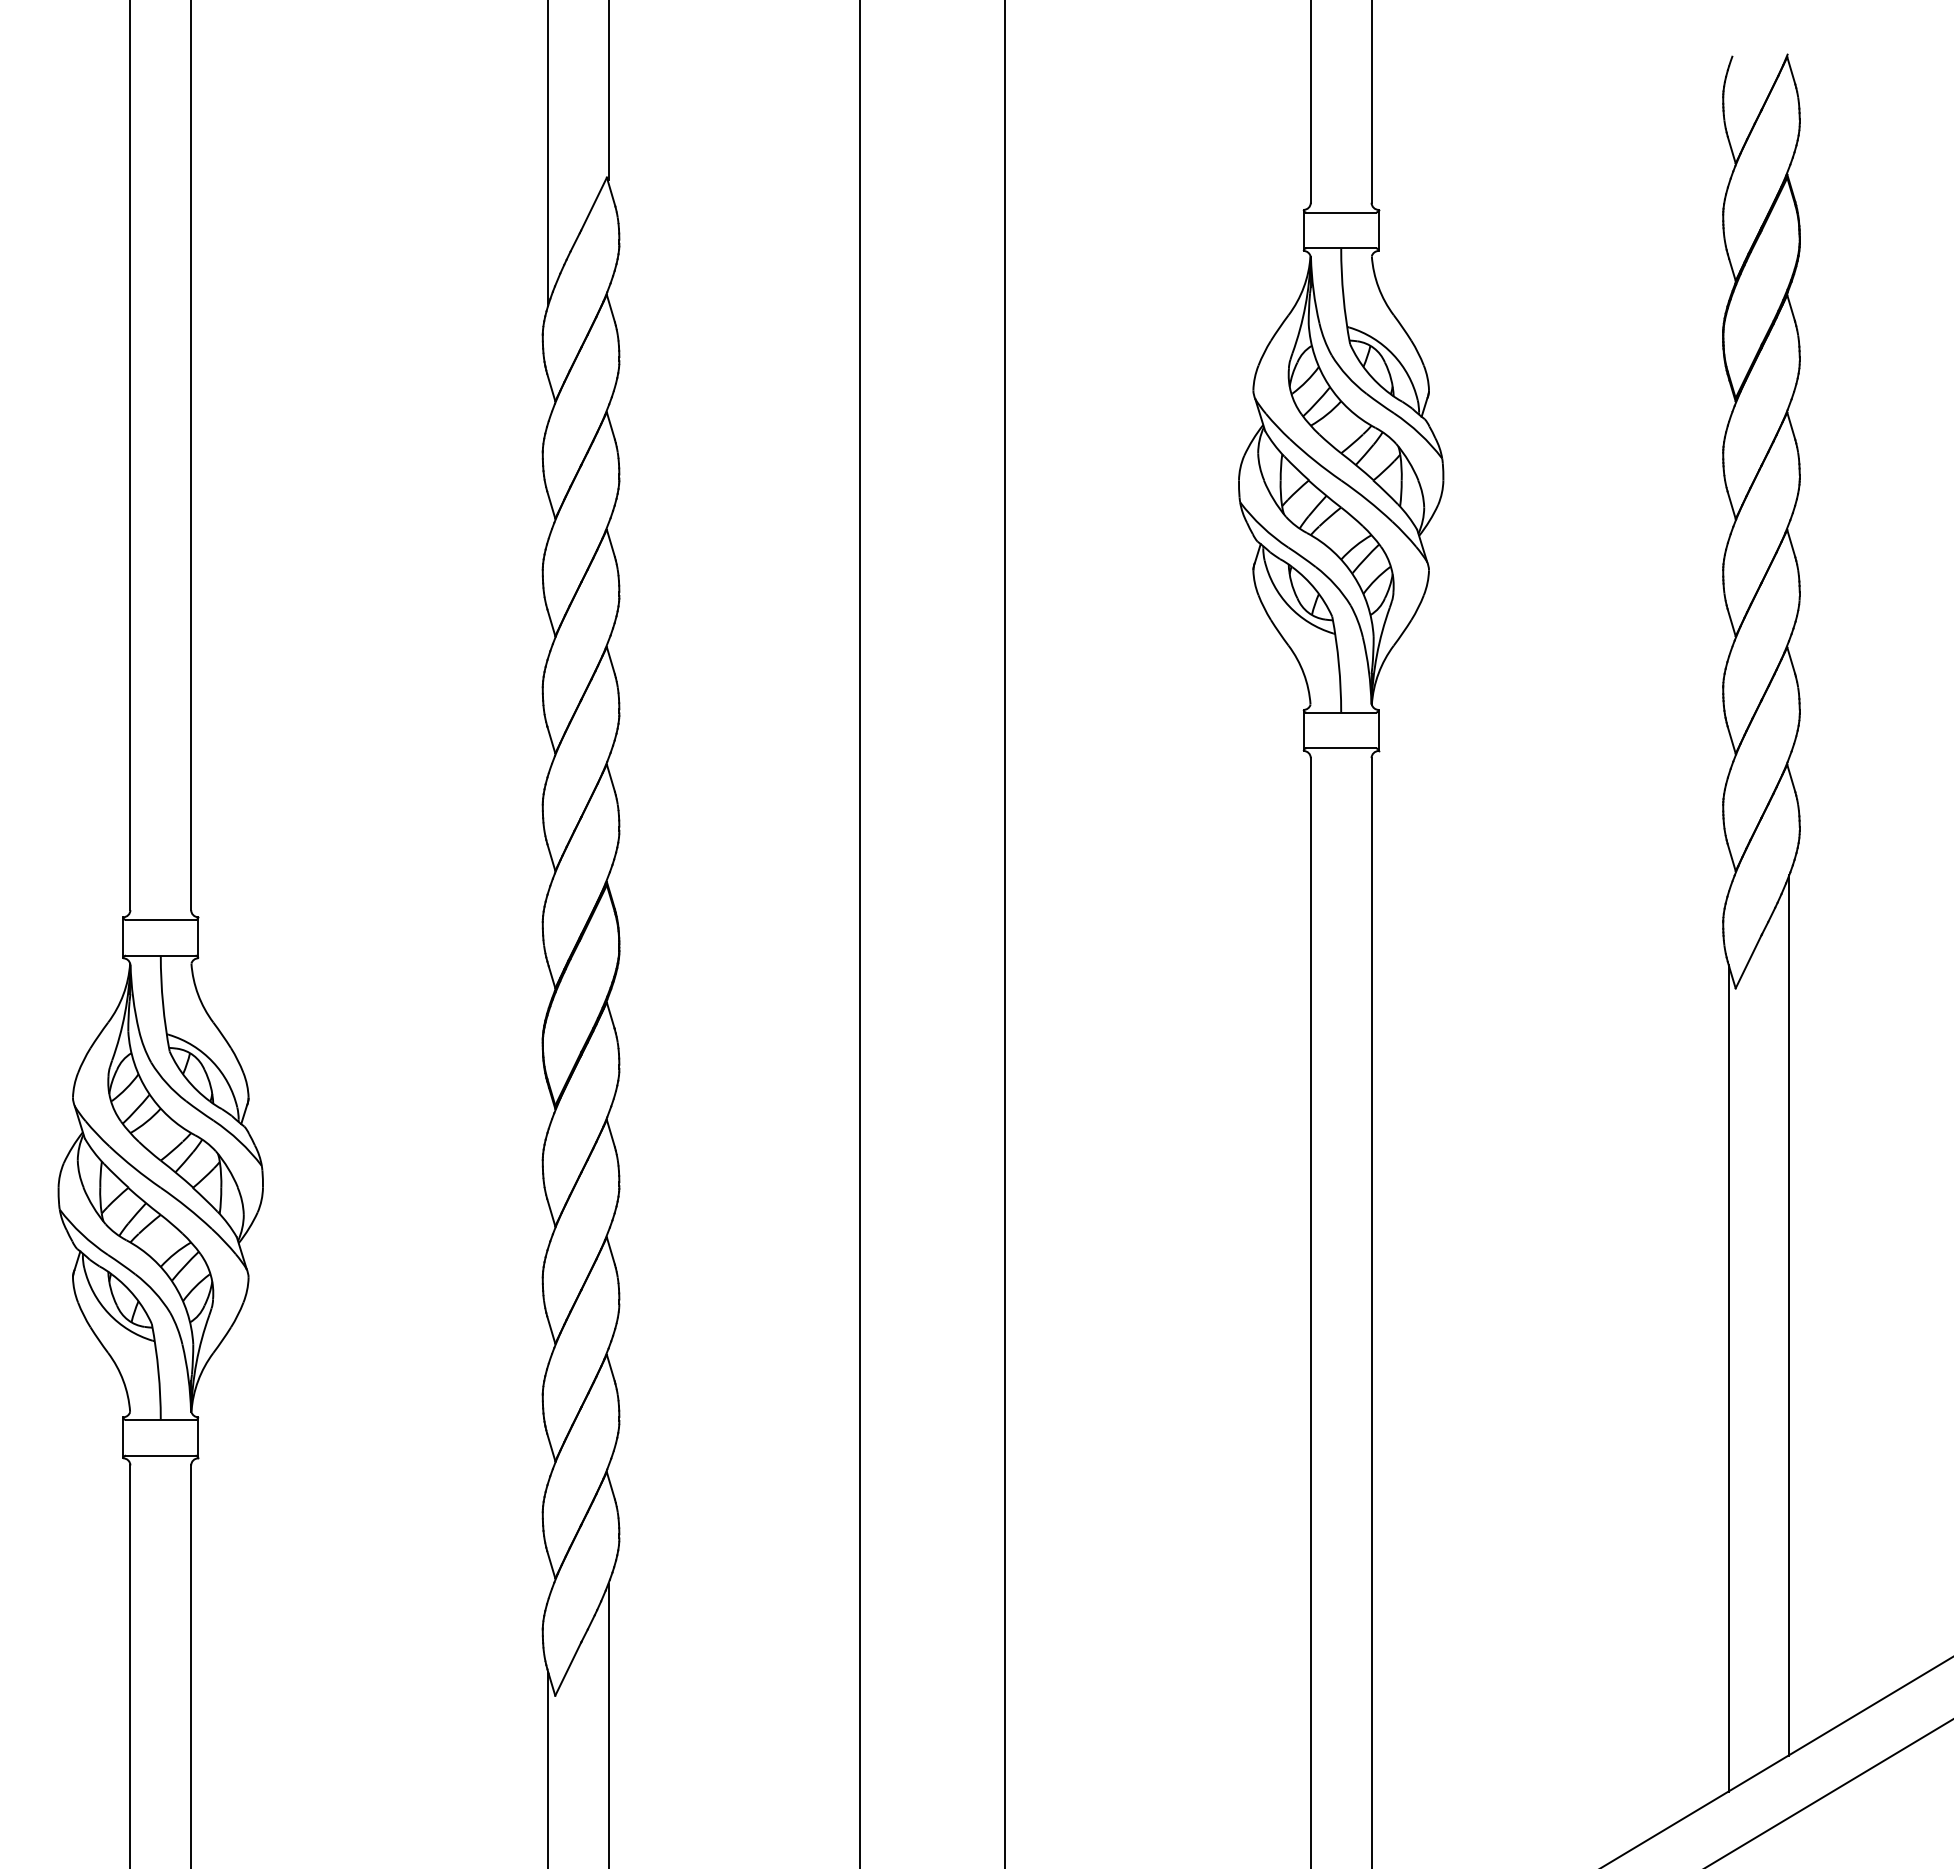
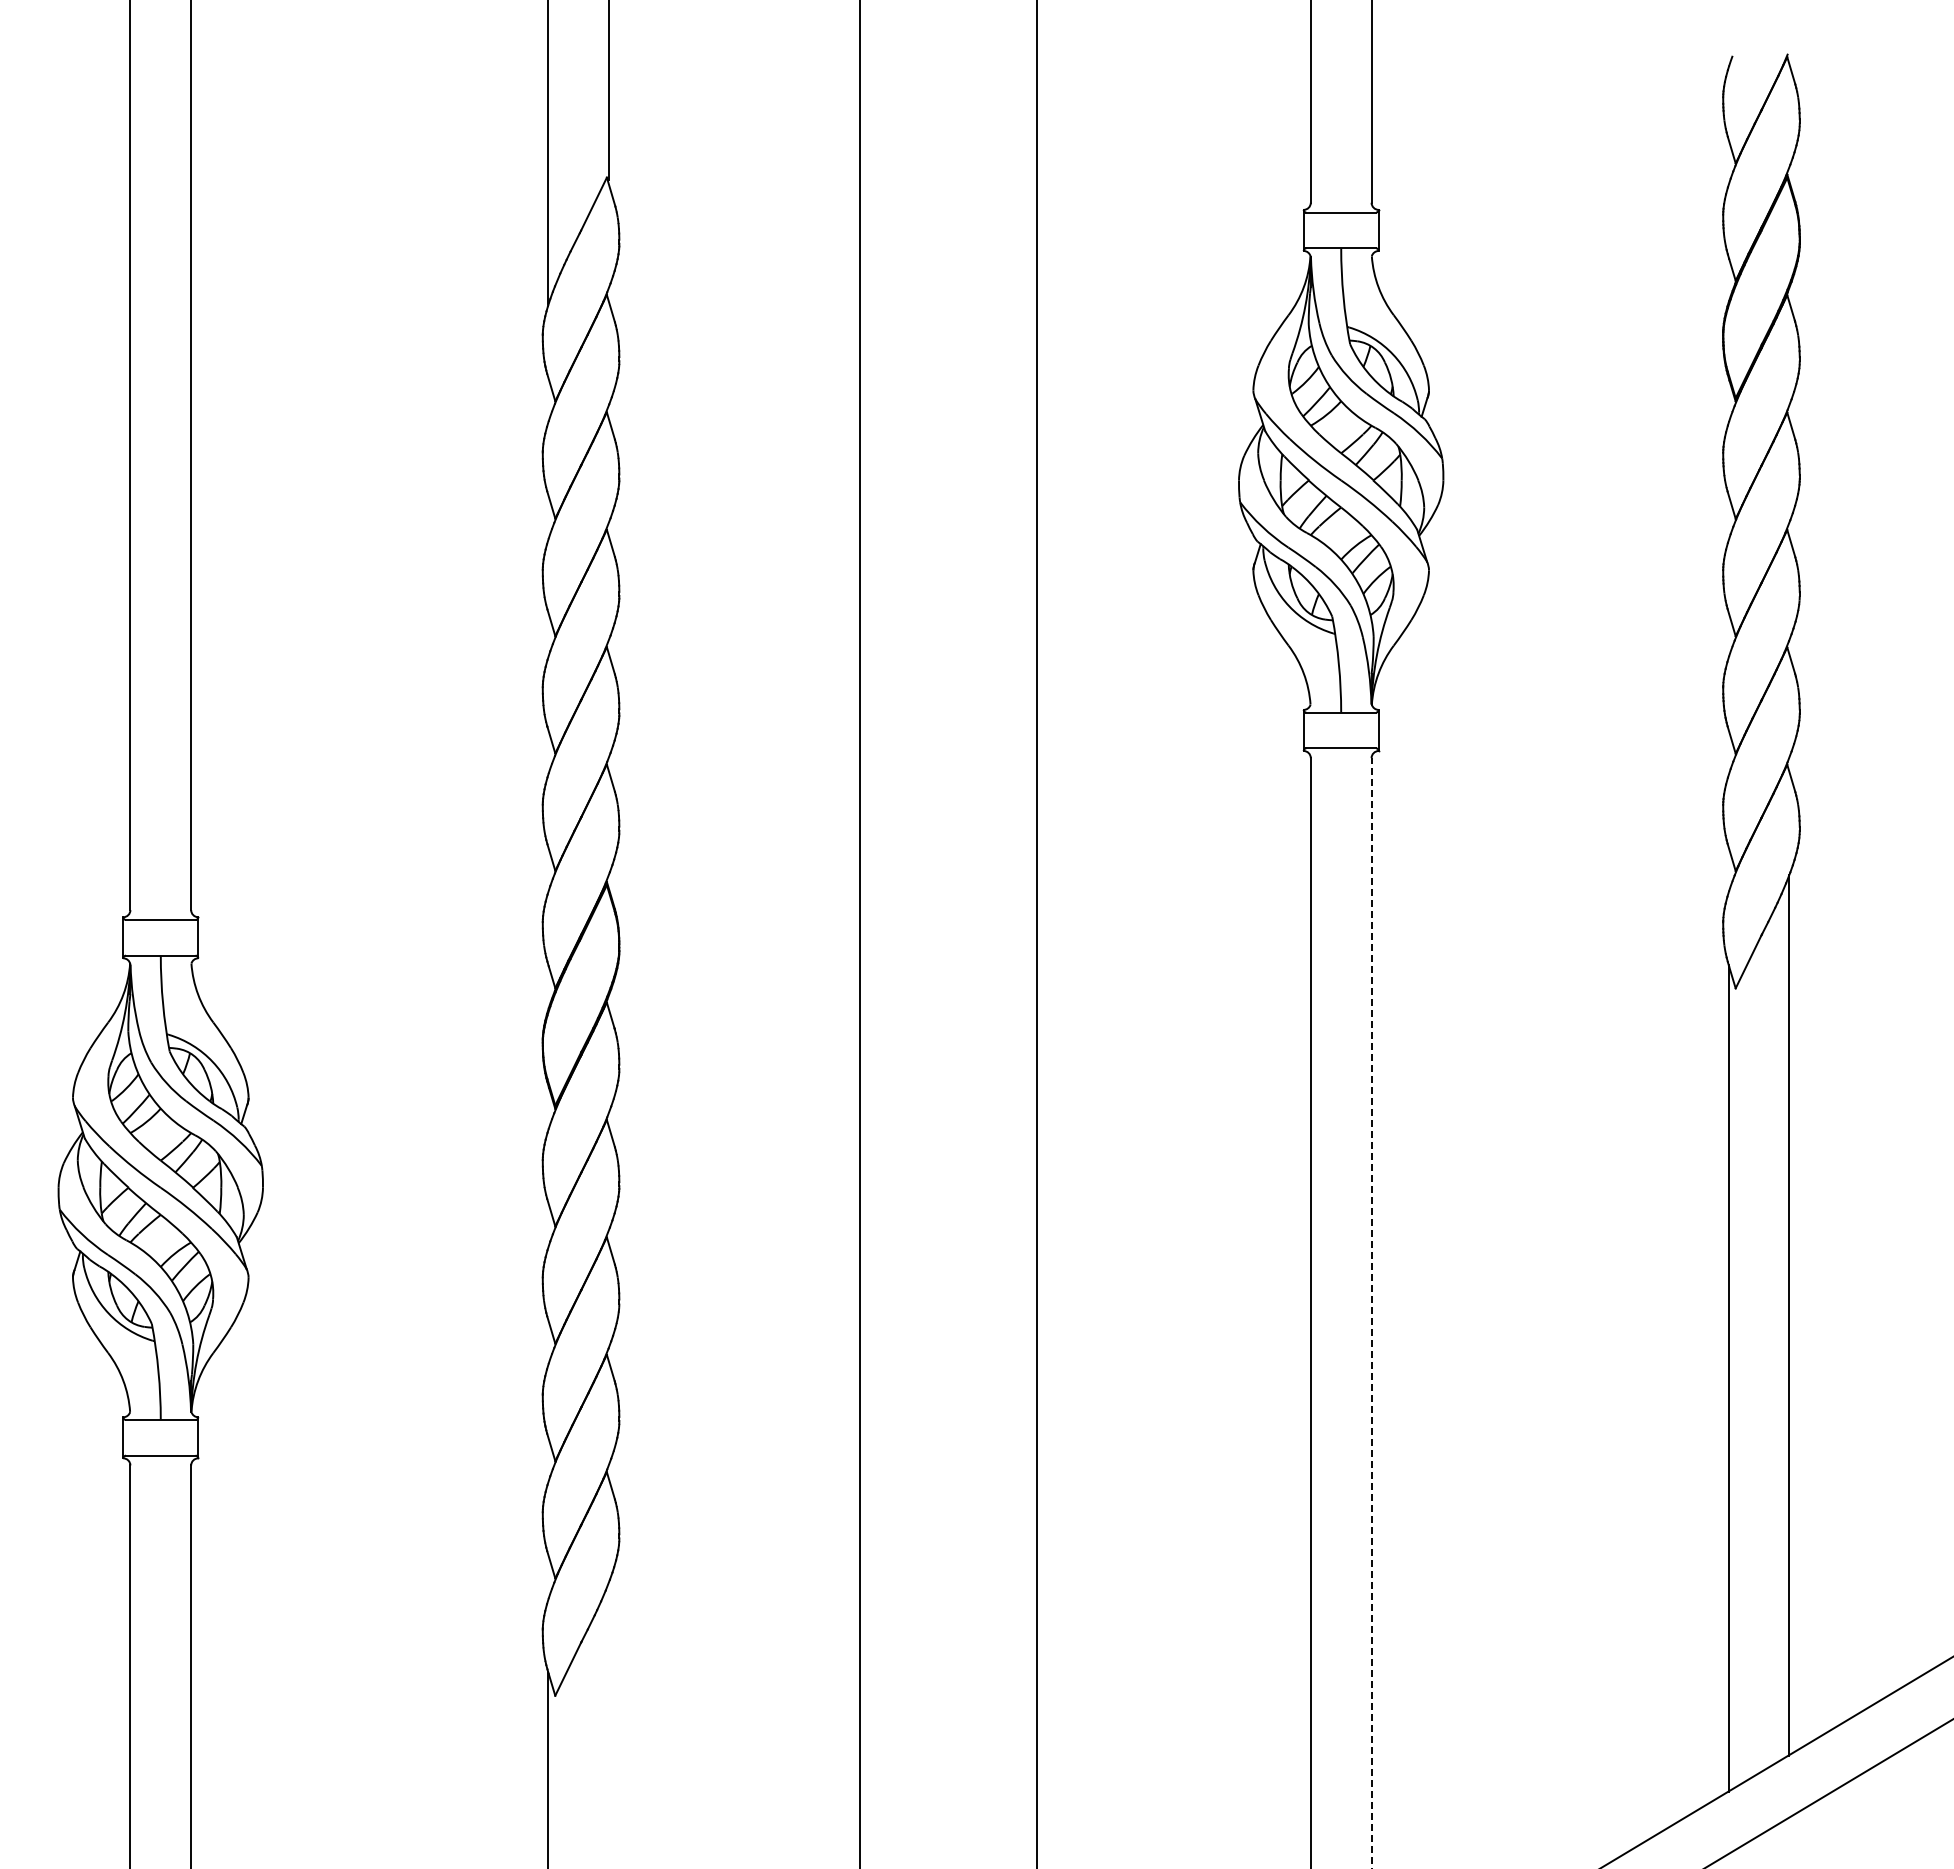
line position: (1004, 933) -> (1036, 933) (1036, 933)
line: solid -> dashed (1371, 1313)
line: present -> none (609, 1724)
